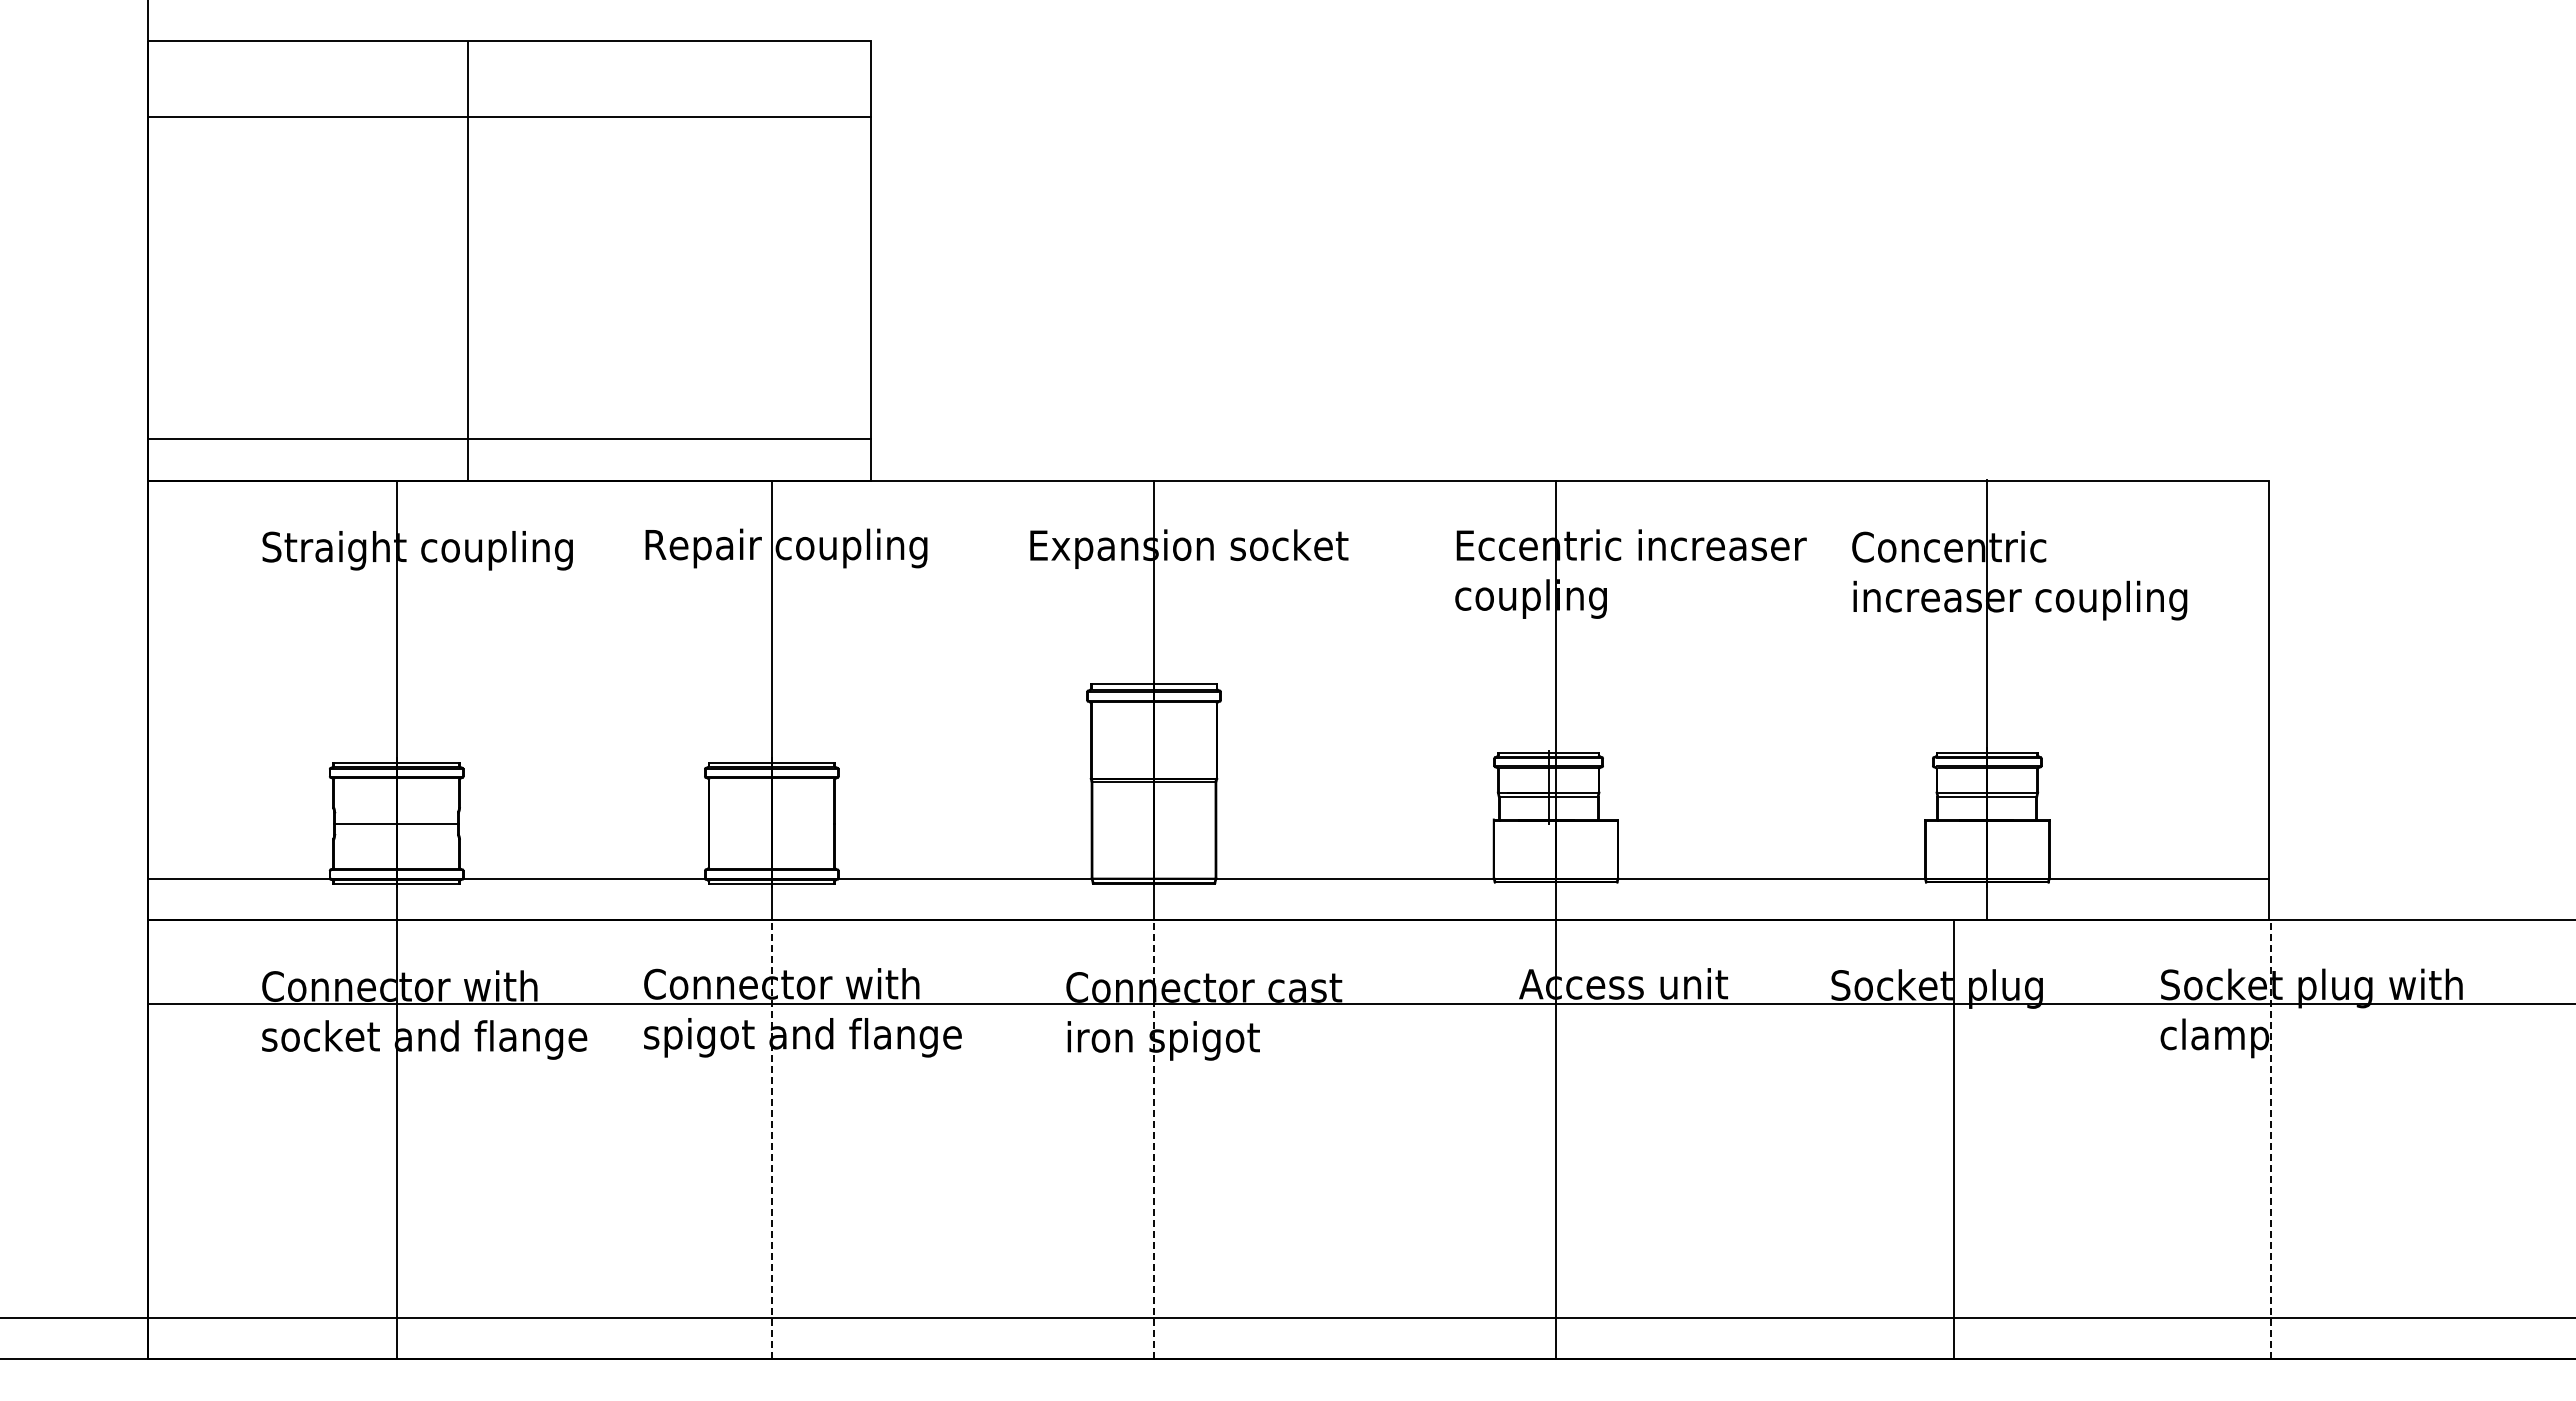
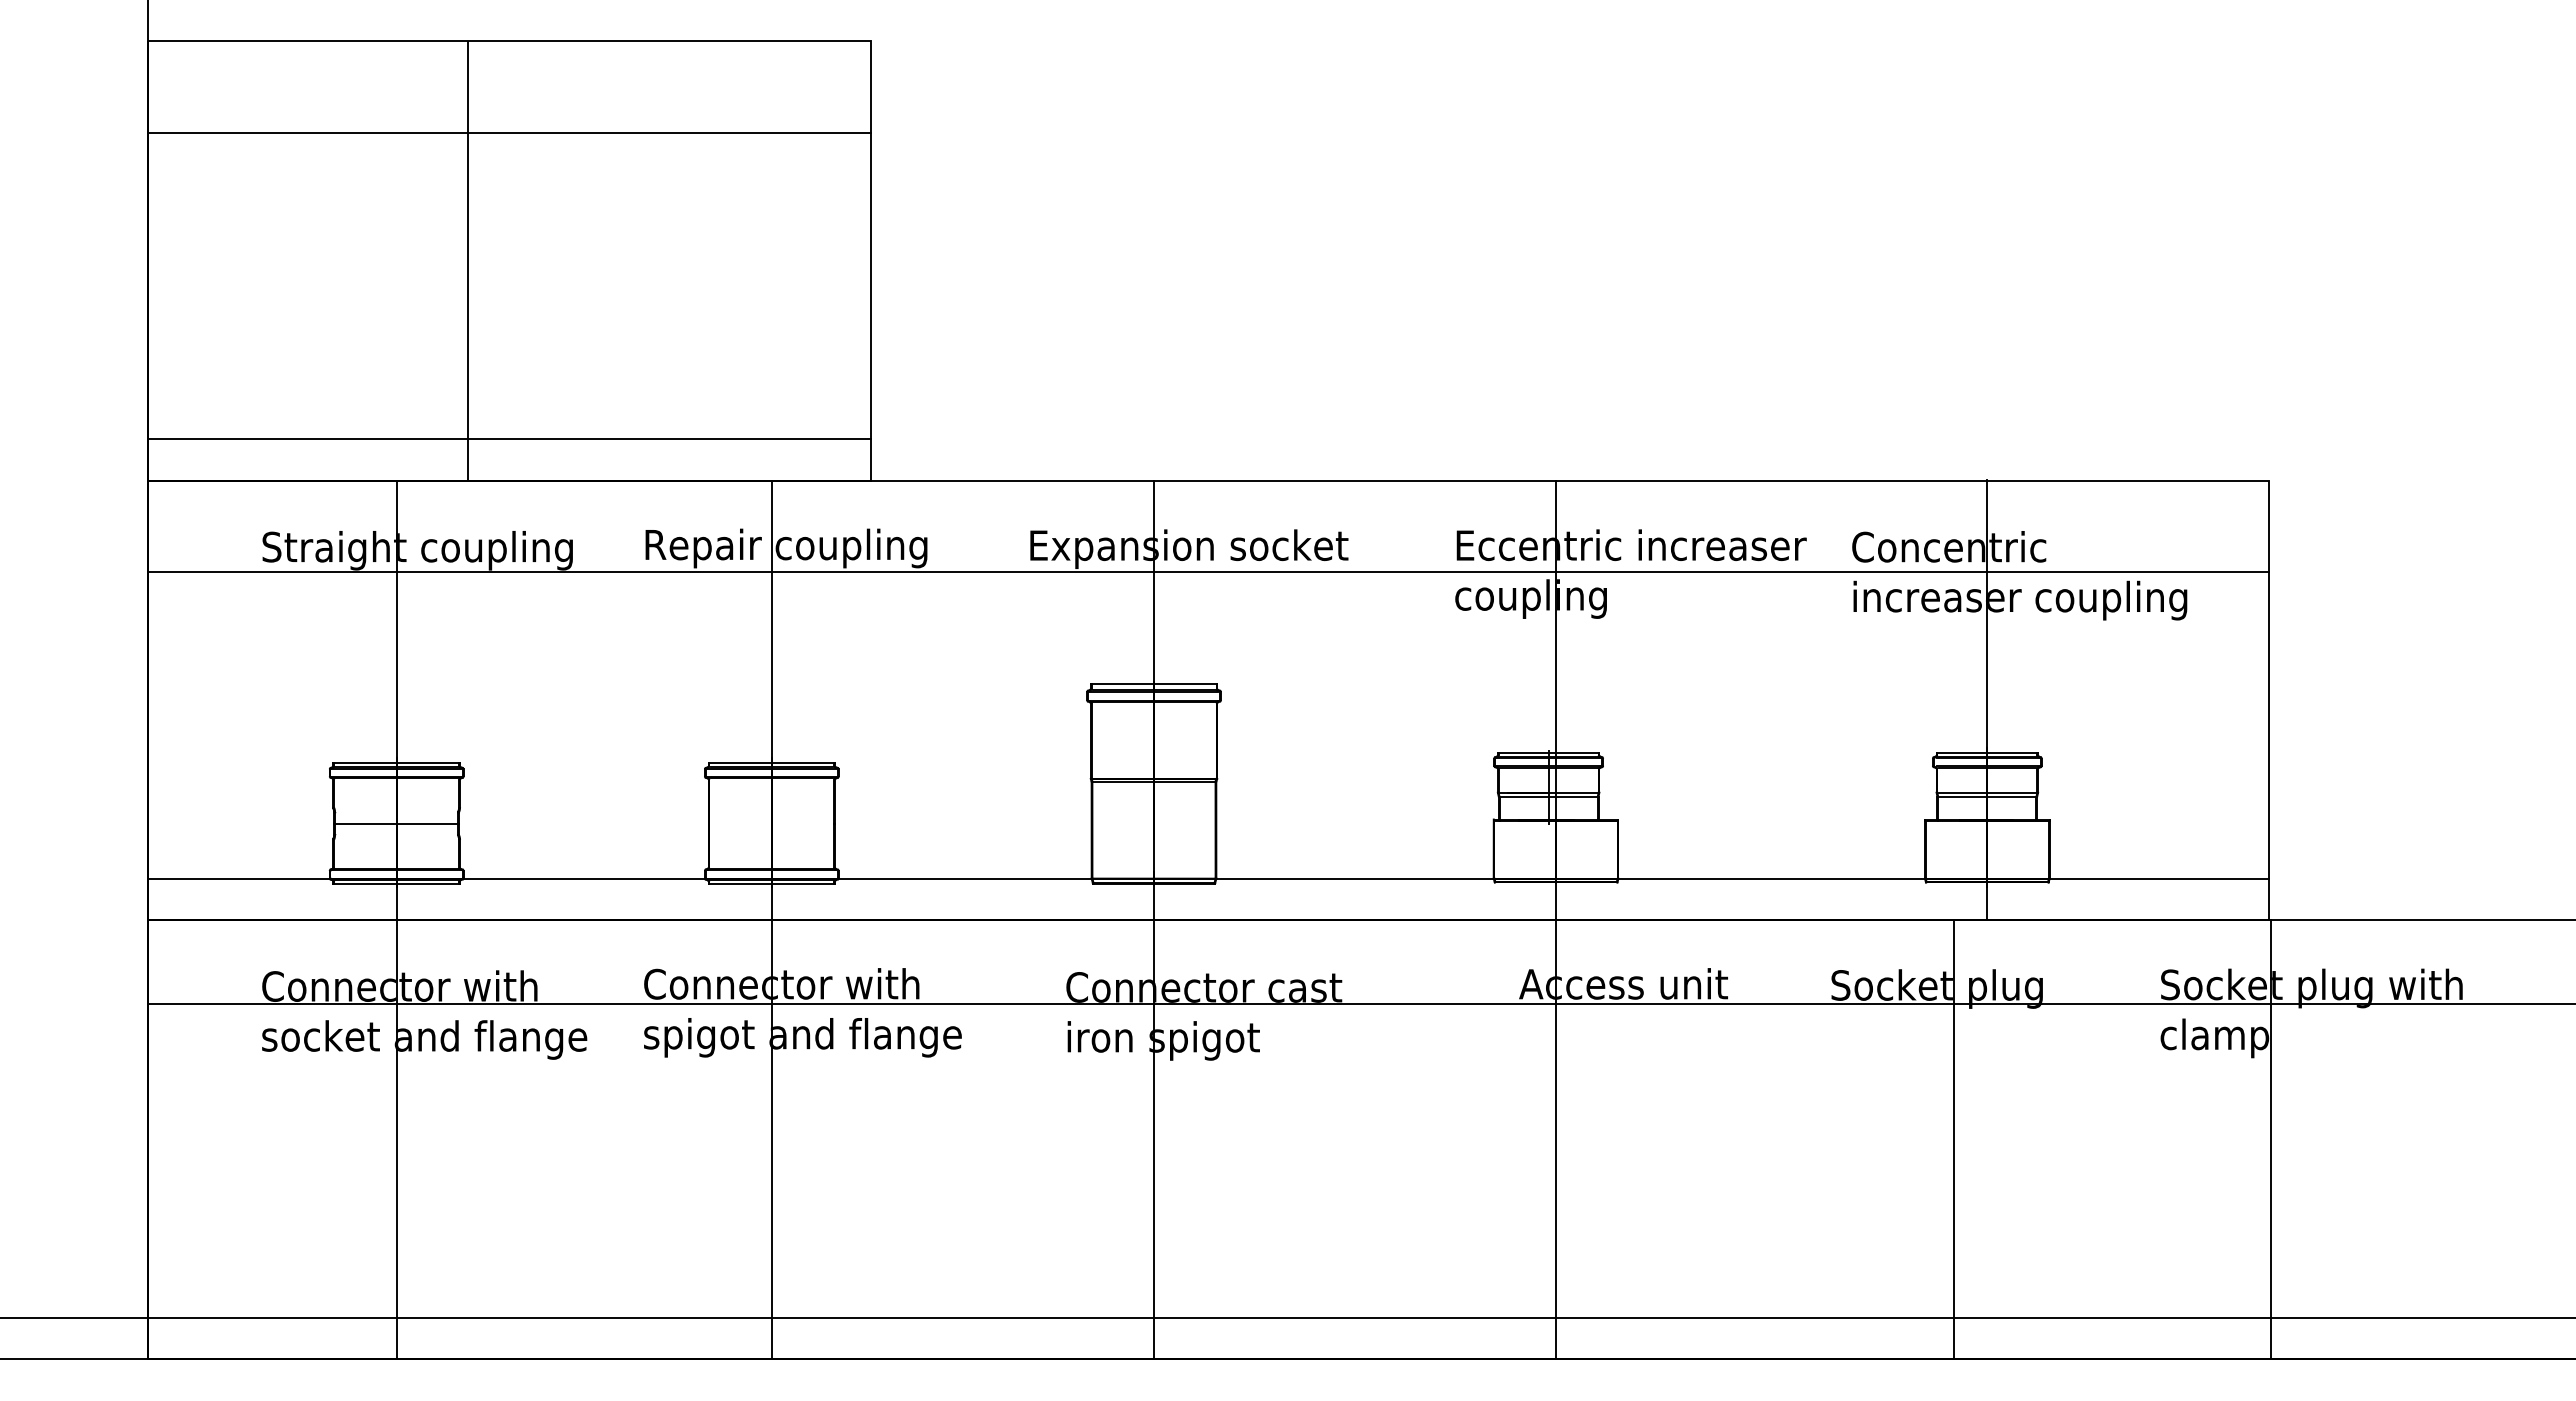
line position: (509, 116) -> (509, 132) (509, 132)
line: none -> present (1208, 572)
line: dashed -> solid (771, 1139)
line: dashed -> solid (1154, 1139)
line: dashed -> solid (2271, 1139)
